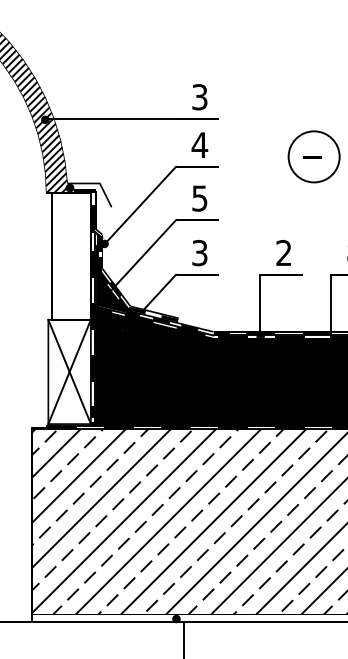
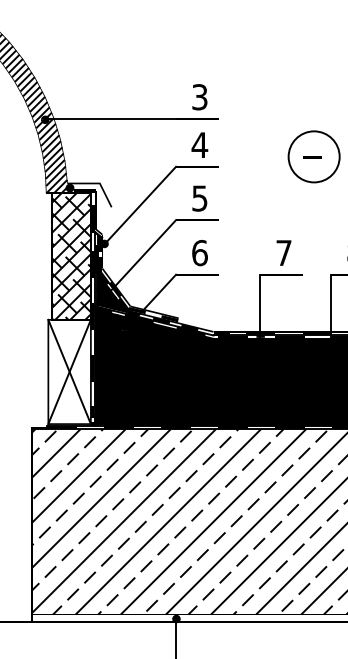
text: 3 -> 6 (199, 252)
text: 2 -> 7 (283, 252)
hatch: none -> present (70, 256)
line position: (183, 638) -> (175, 638) (175, 638)
